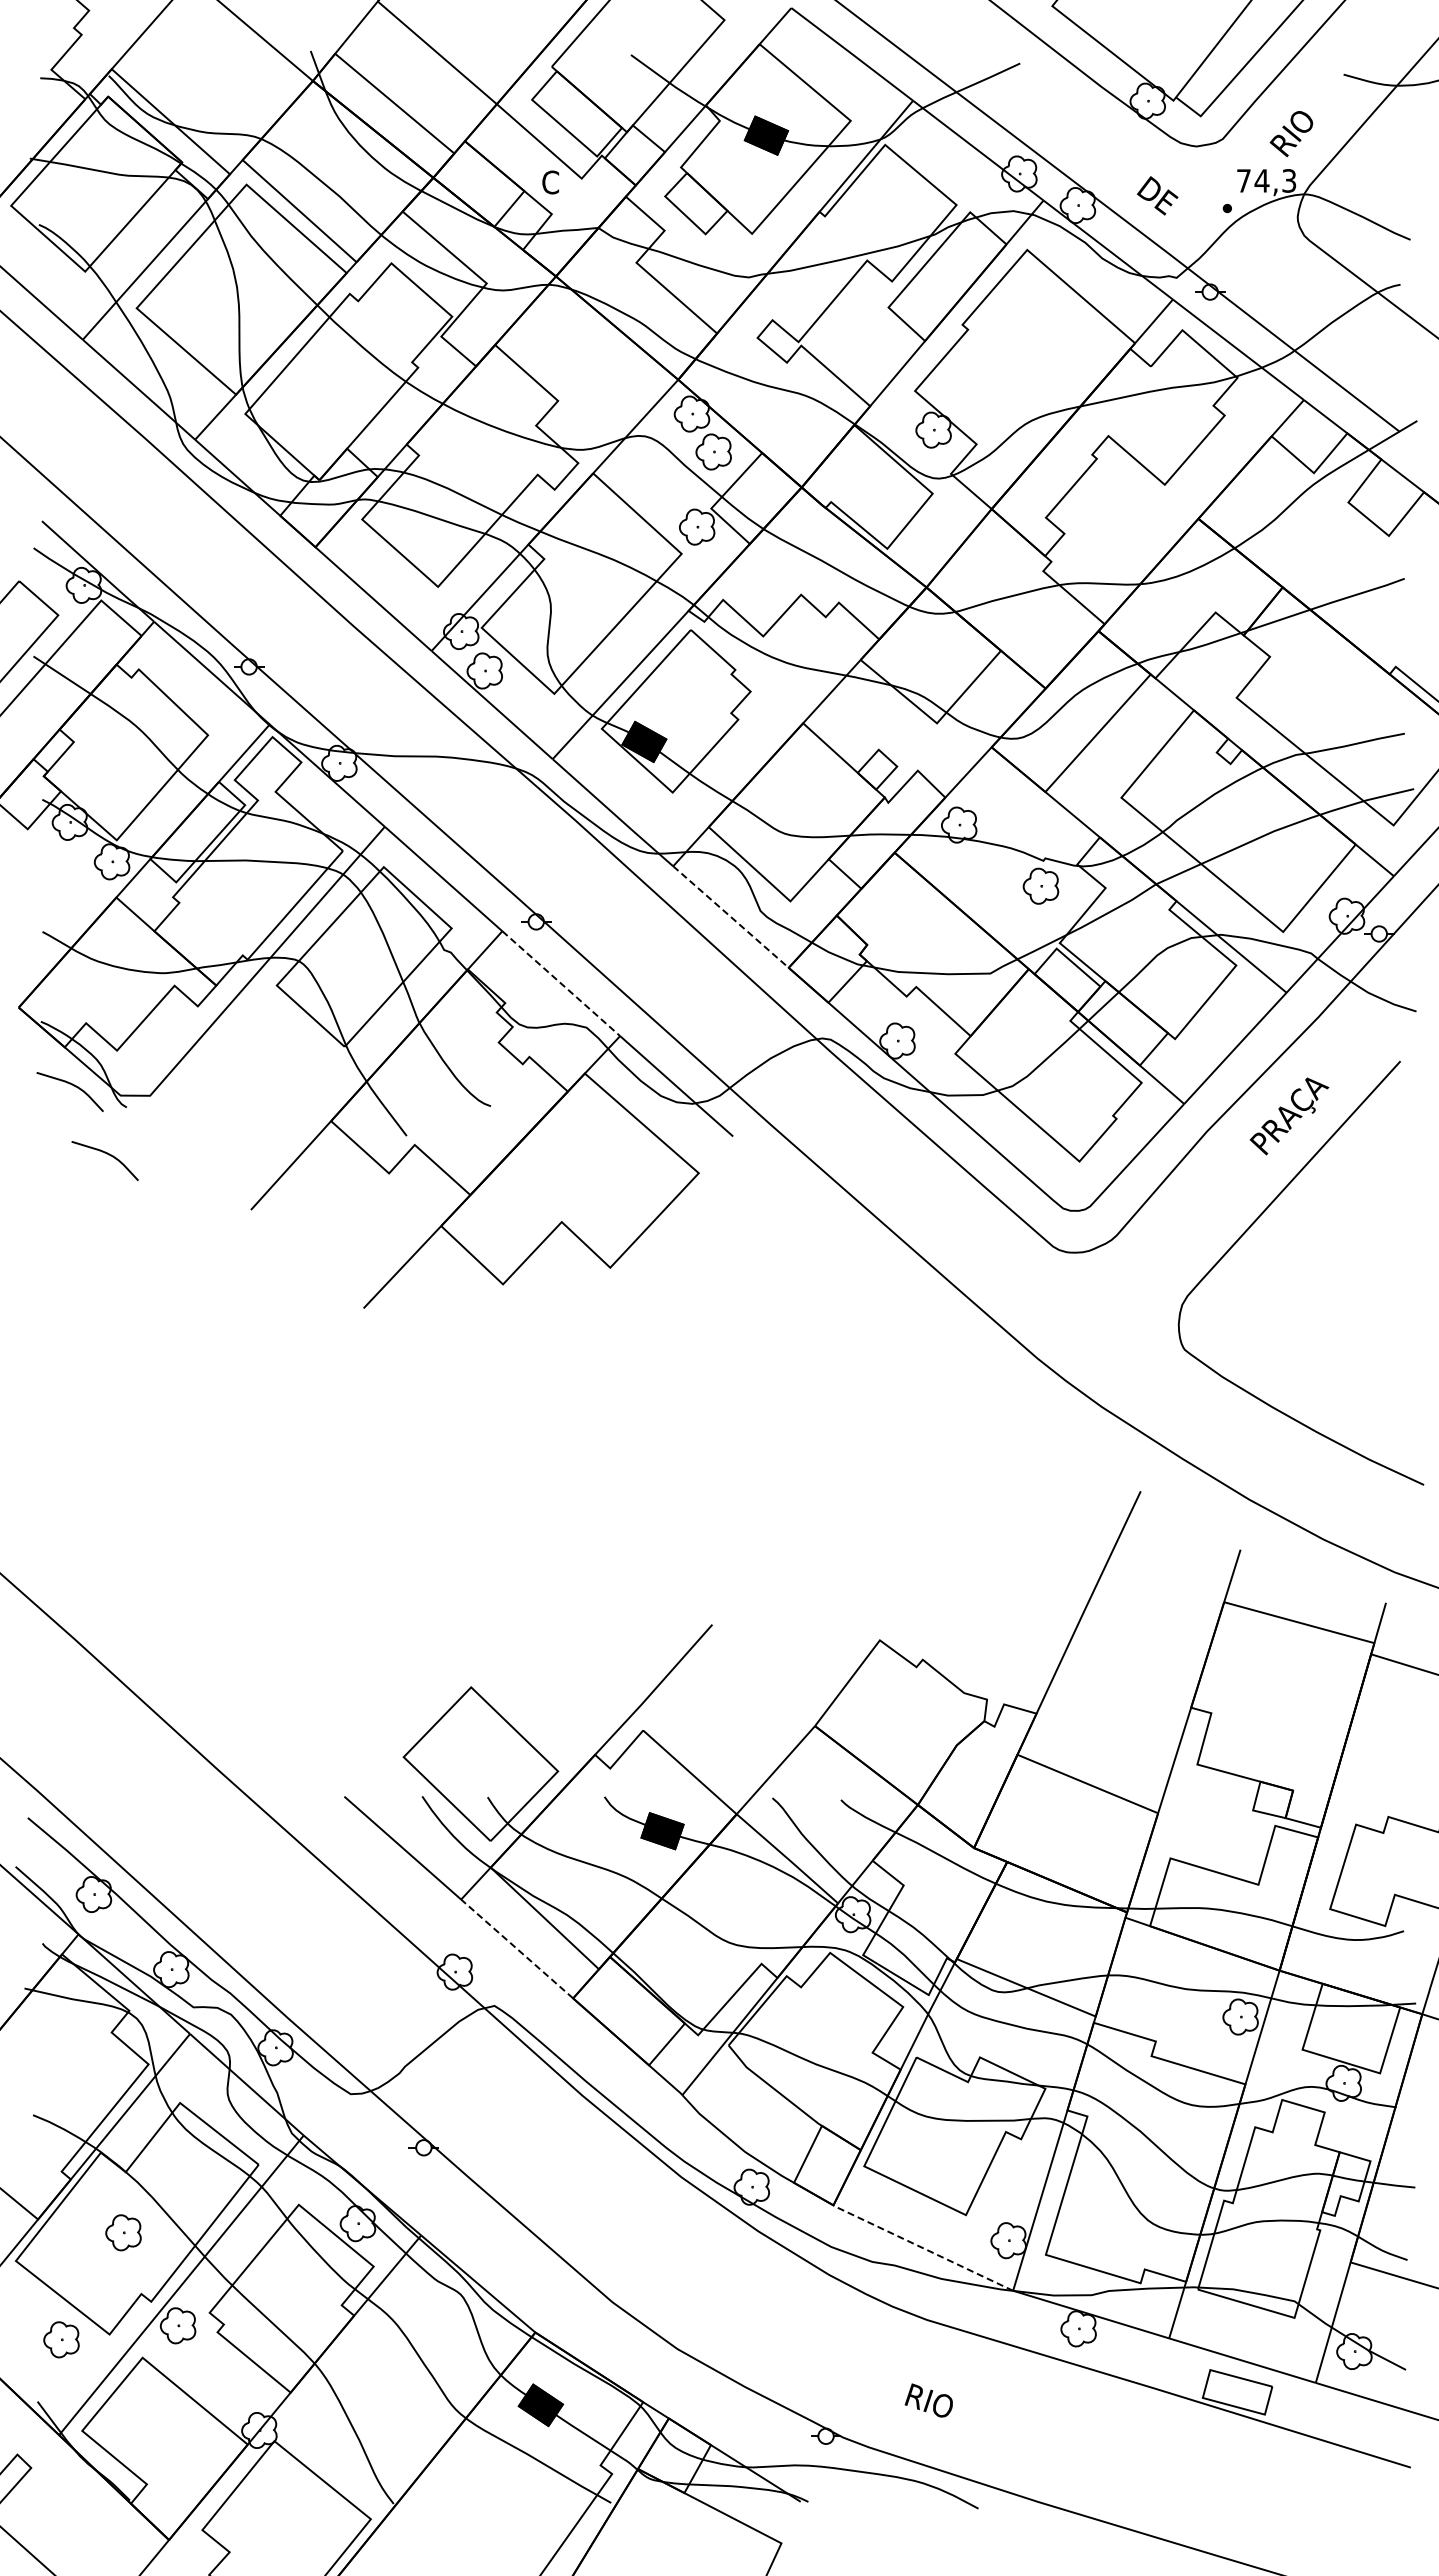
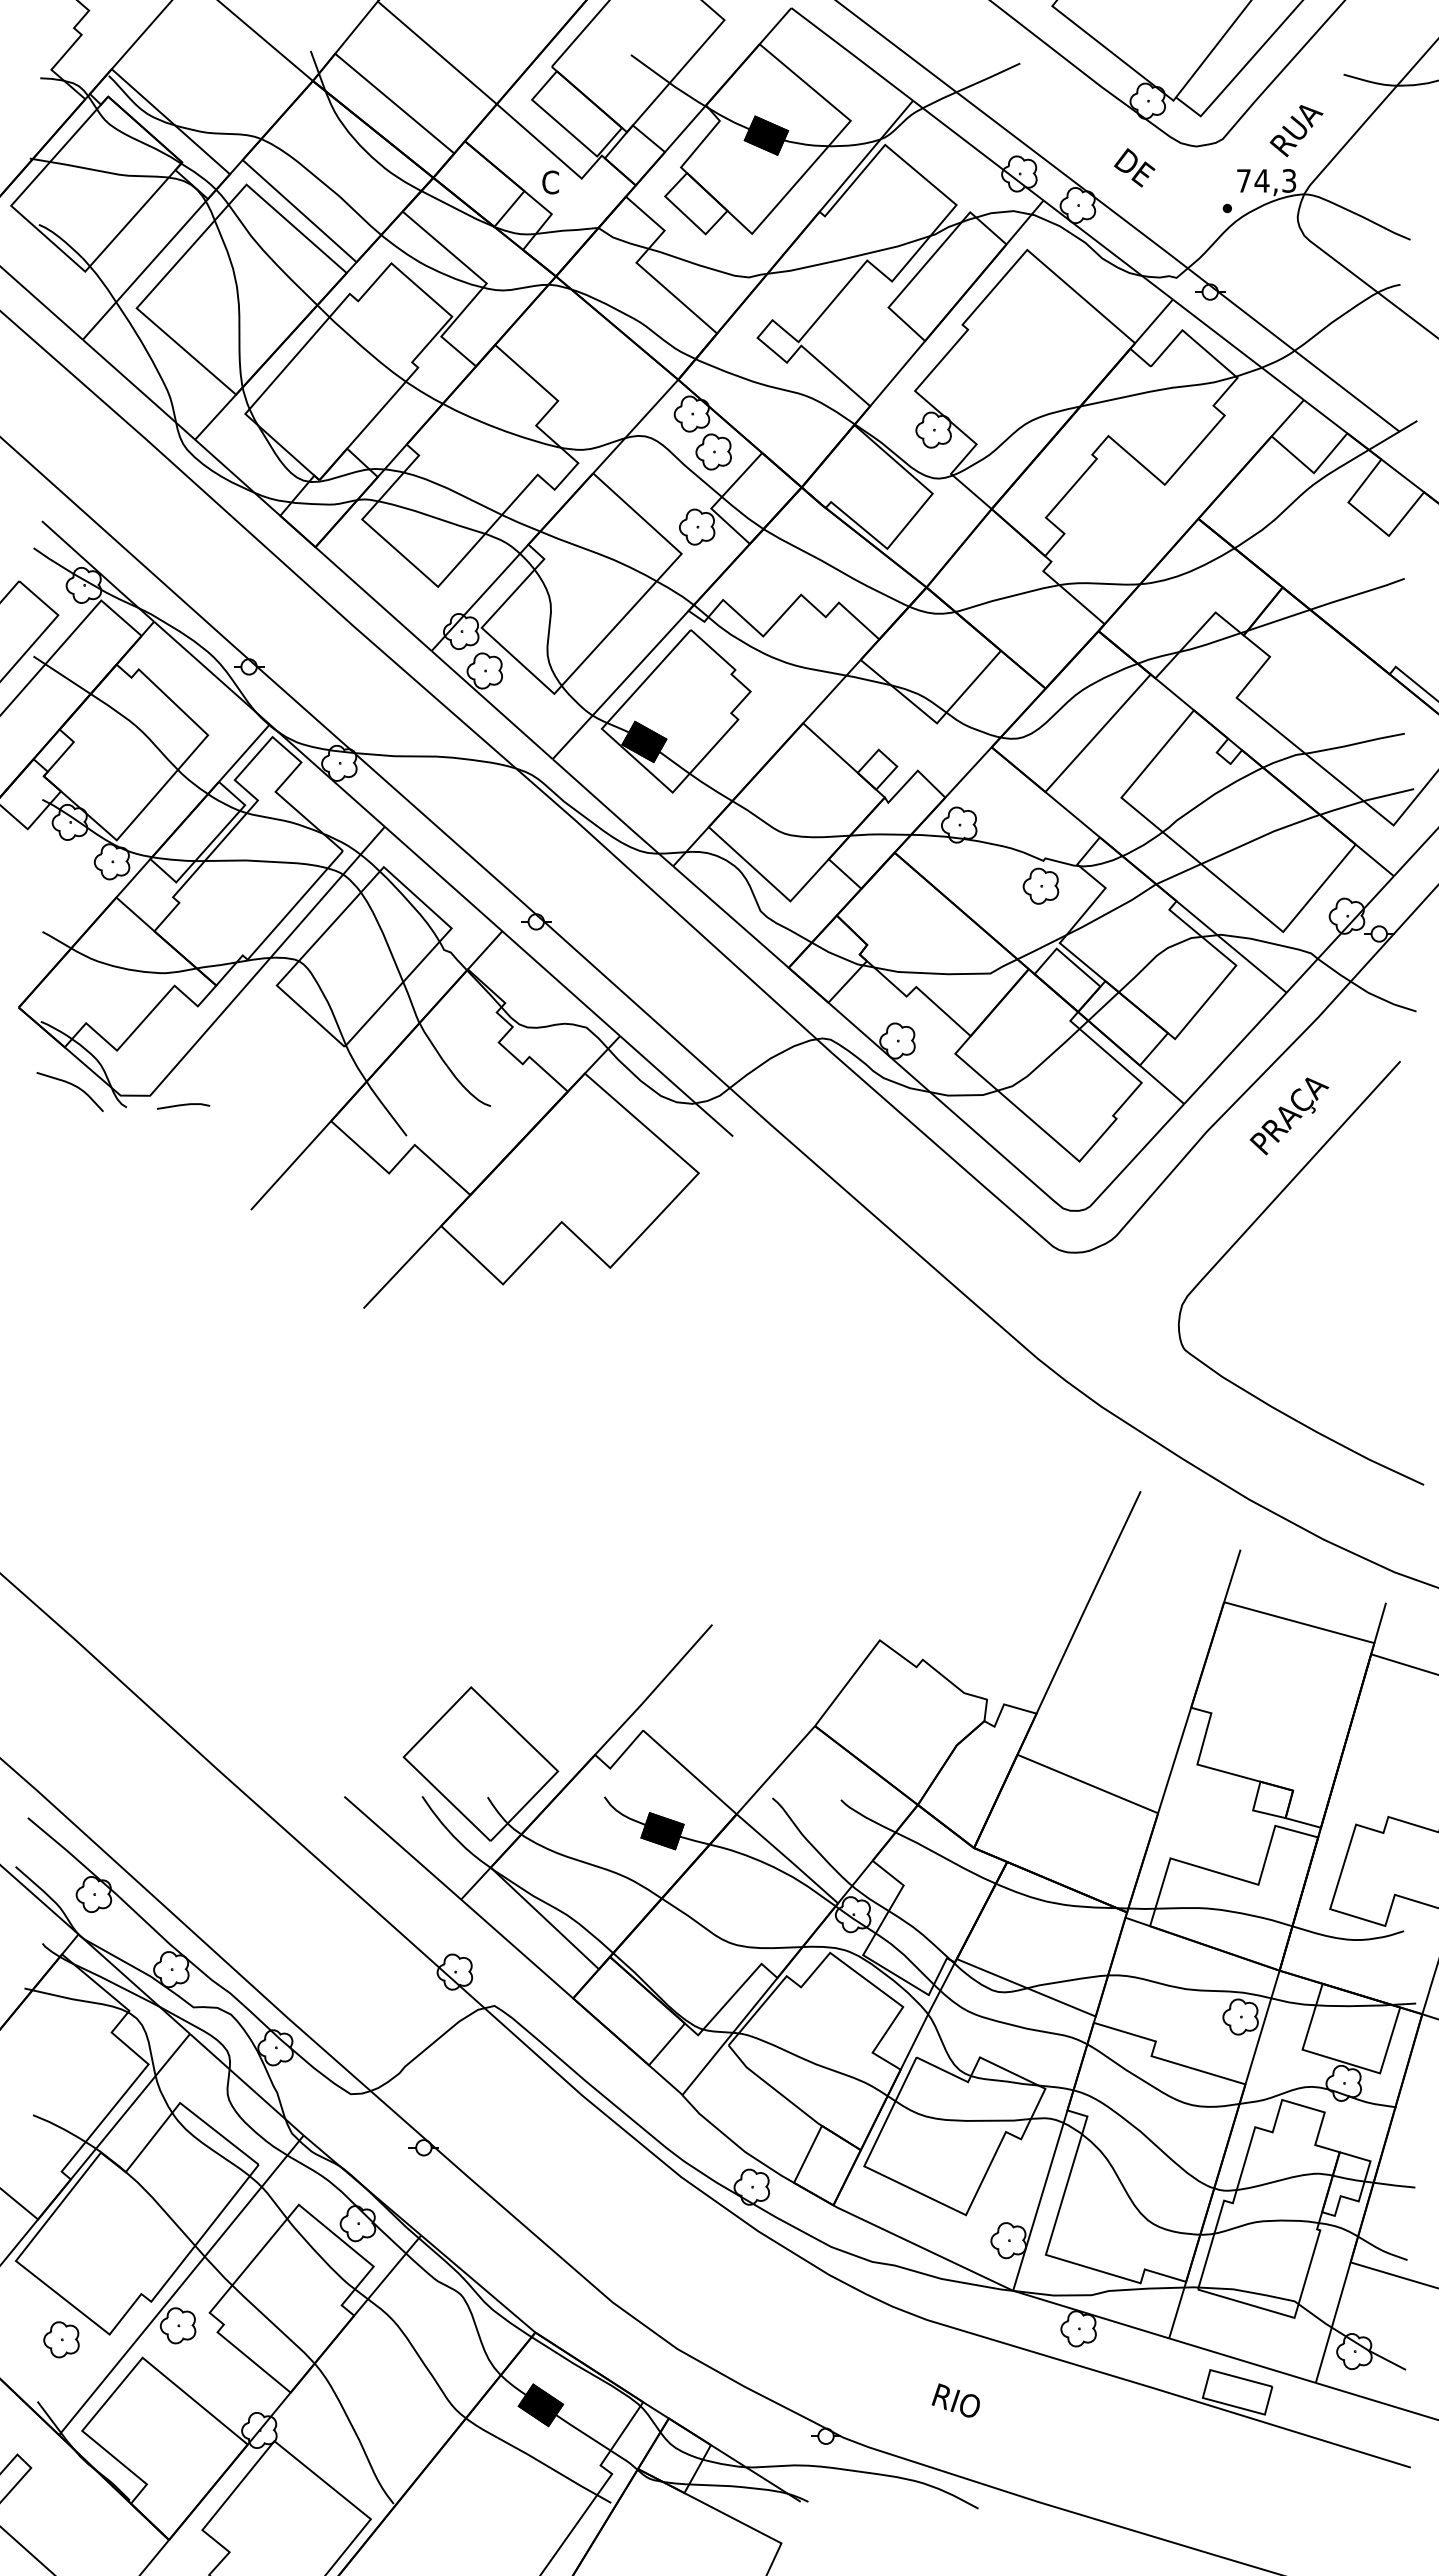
text: RIO -> RUA (1302, 123)
text position: (1157, 195) -> (1134, 167) (1134, 167)
line: dashed -> solid (730, 917)
line: dashed -> solid (561, 983)
line: none -> present (183, 1105)
curve: present -> none (108, 1155)
line: dashed -> solid (517, 1948)
part: present -> none (123, 2232)
line: dashed -> solid (922, 2247)
text position: (928, 2400) -> (955, 2400) (955, 2400)
